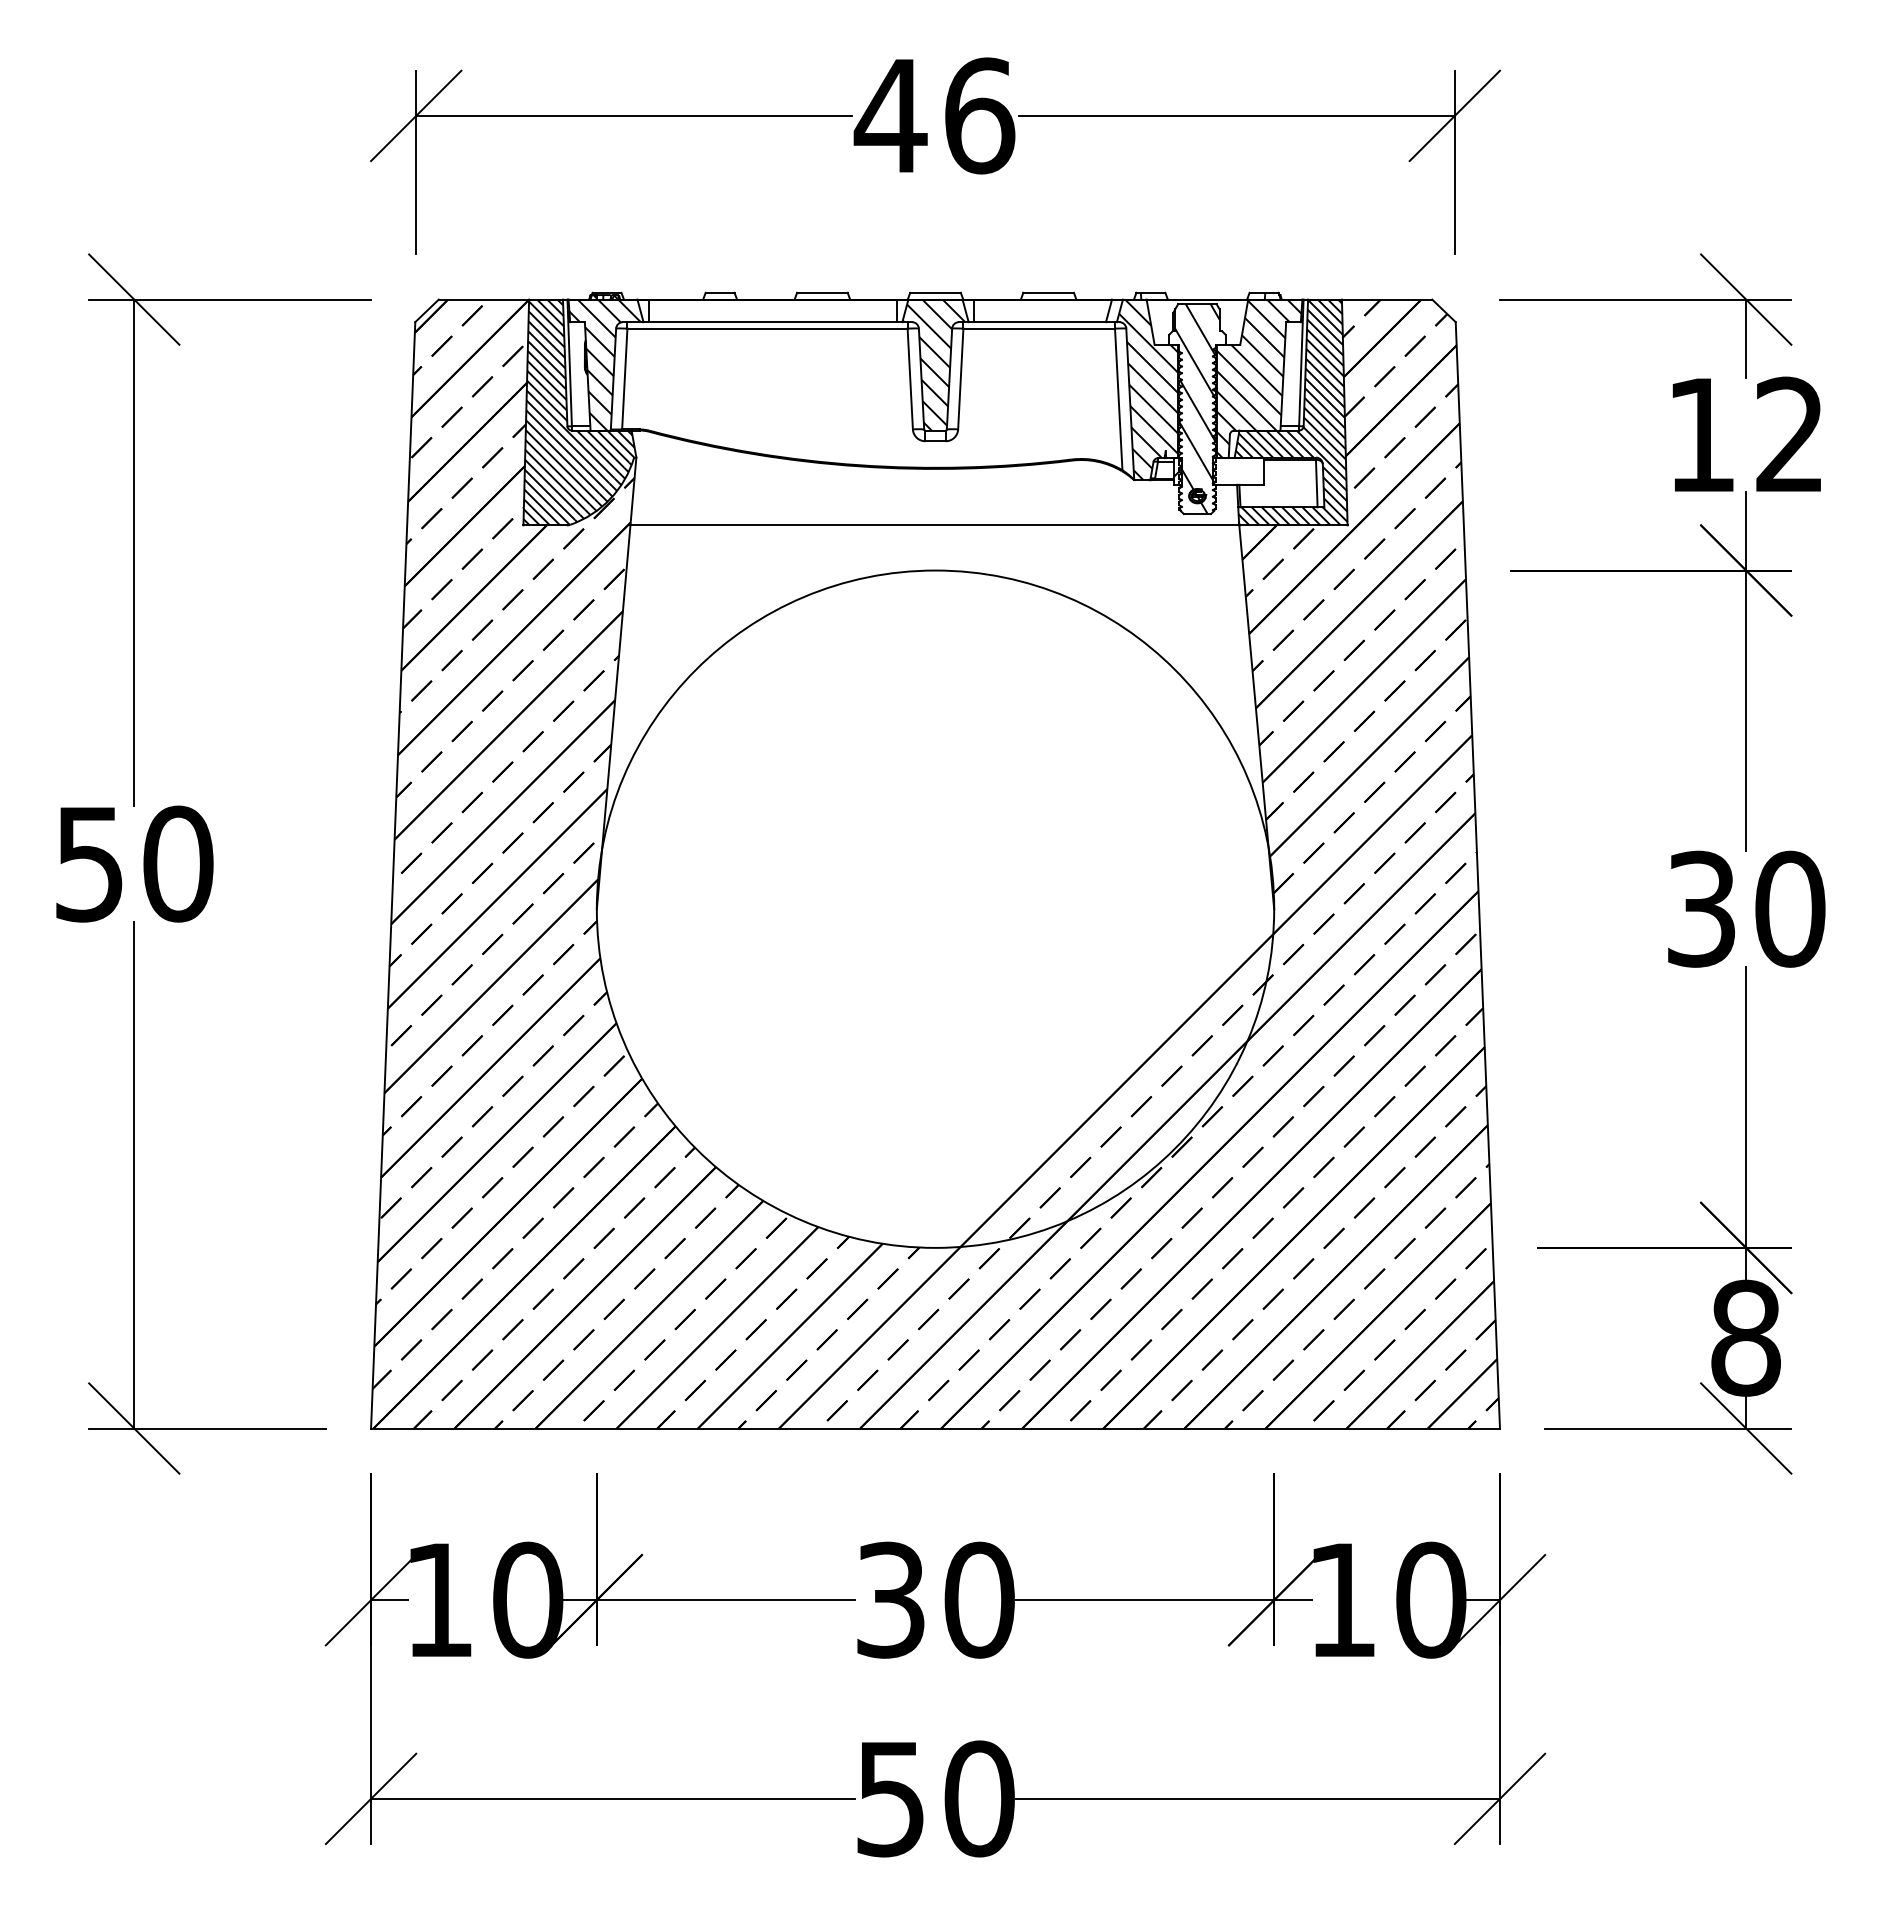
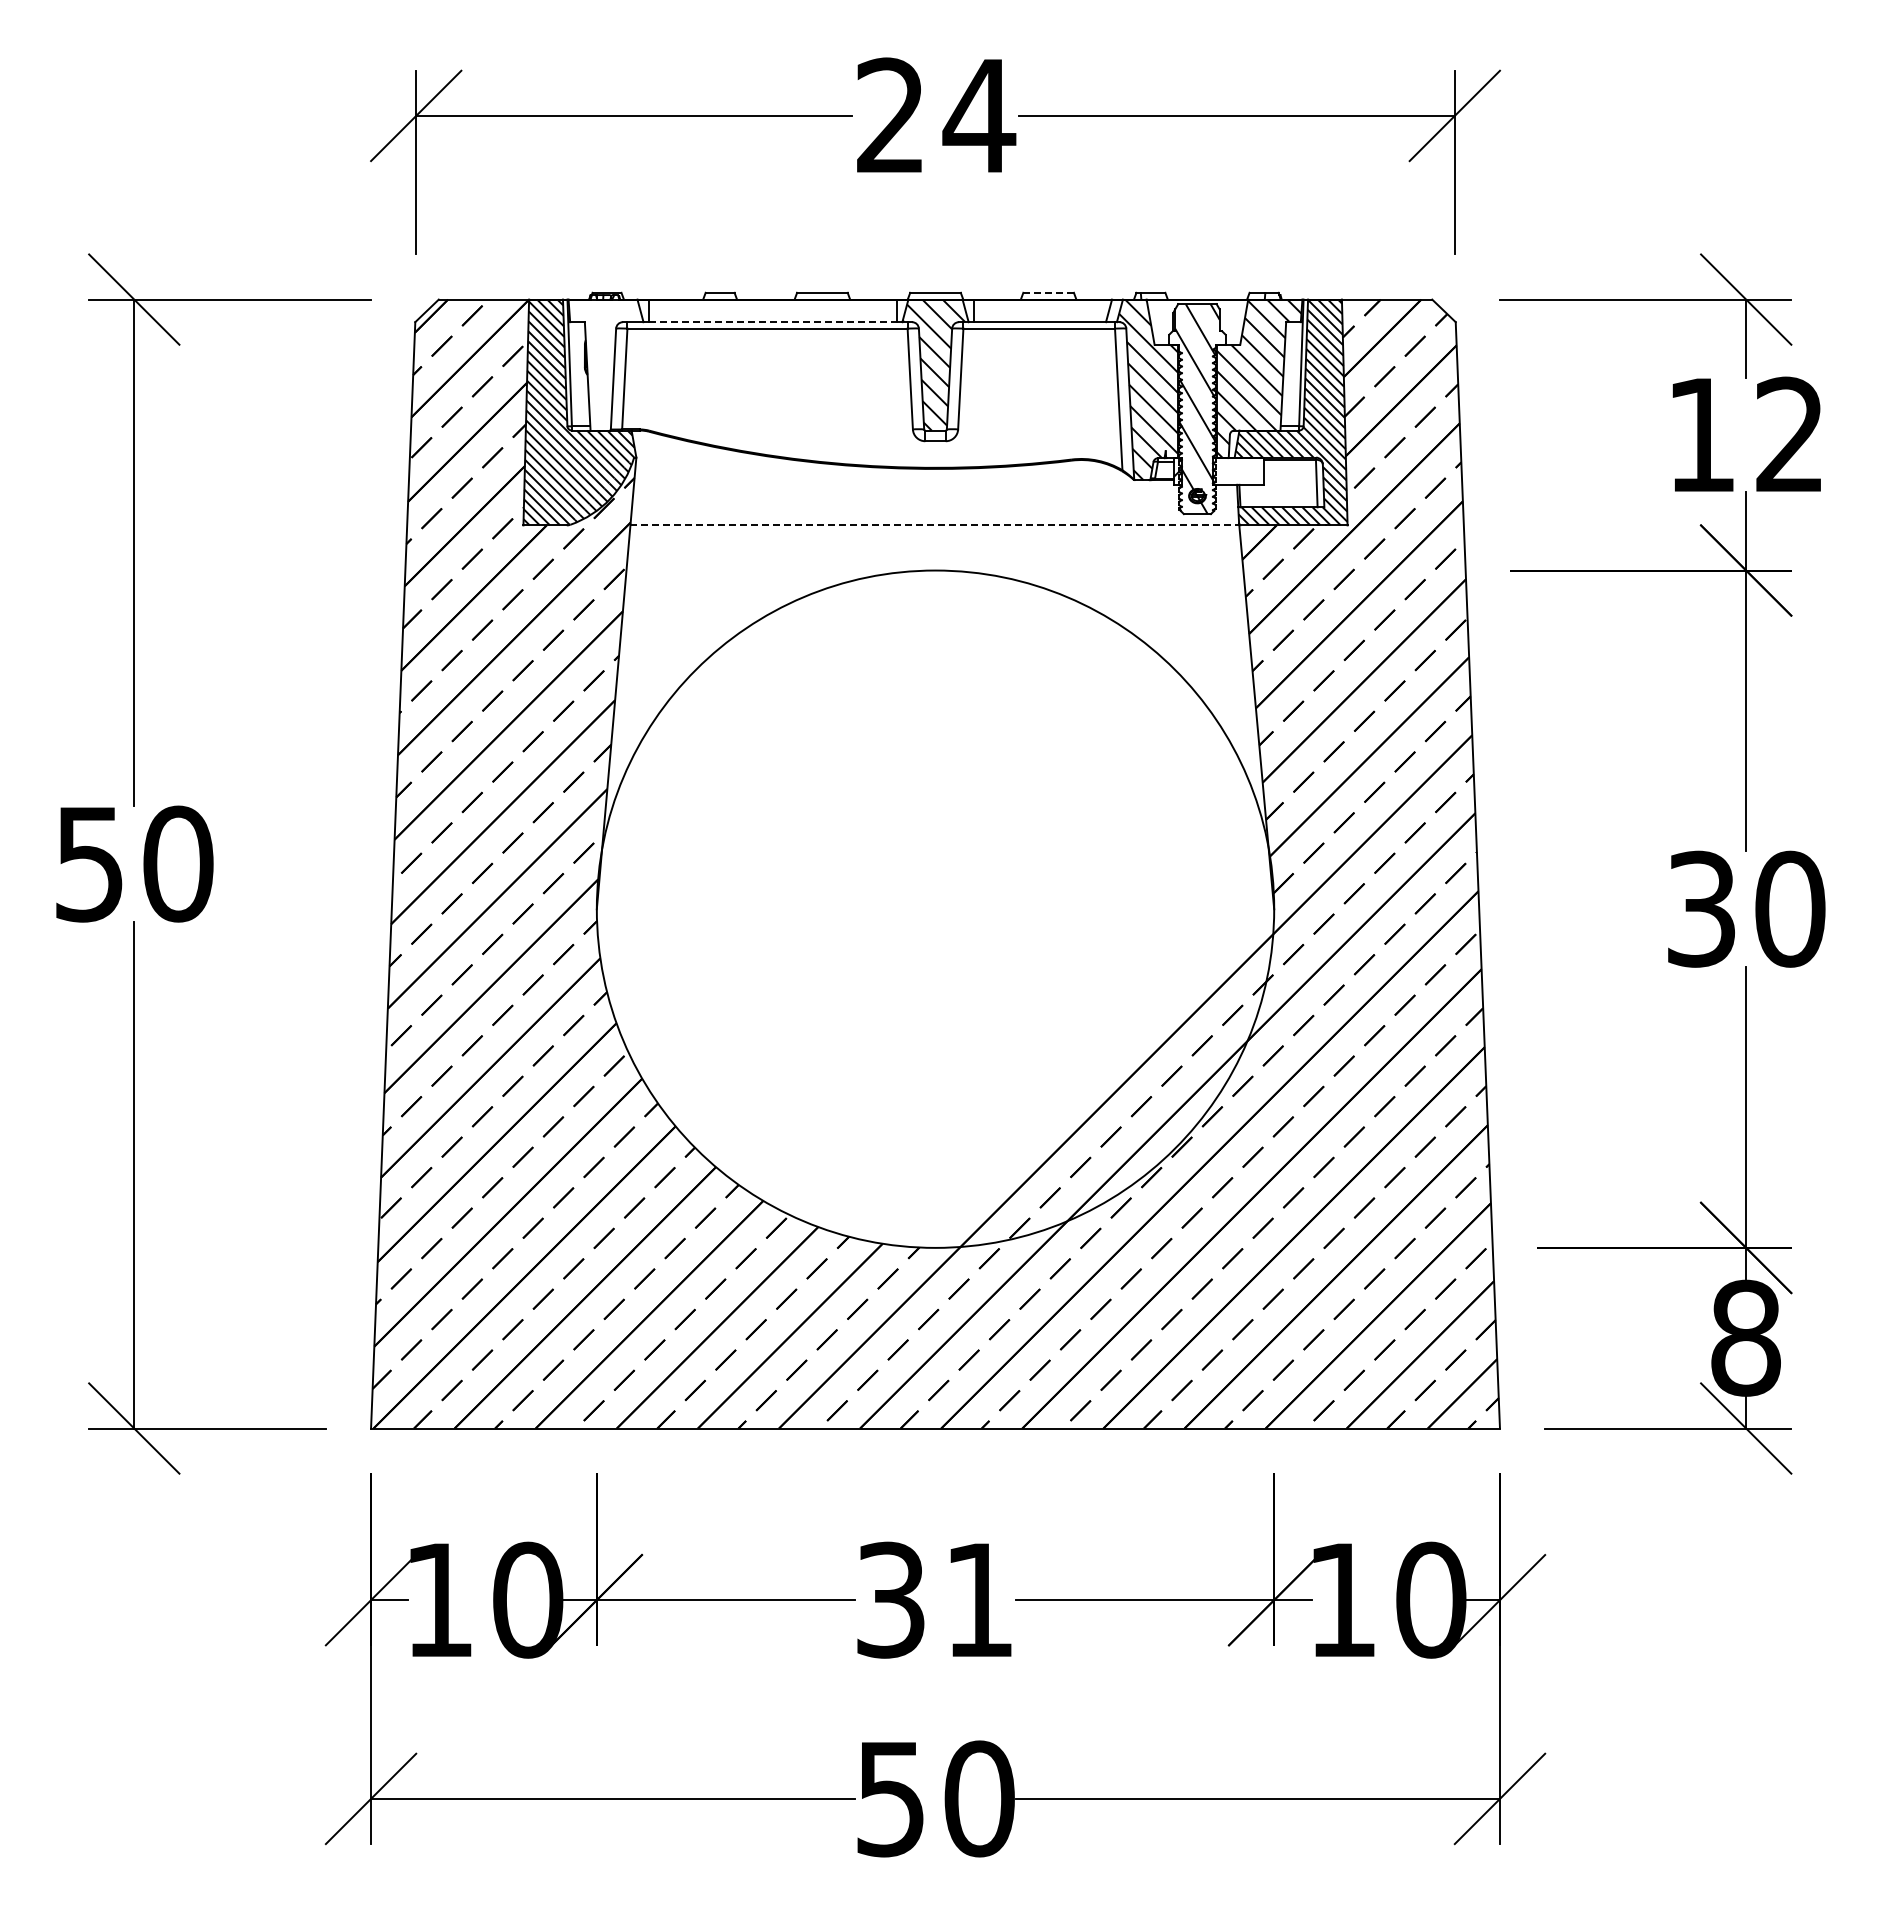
text: 46 -> 24 (934, 115)
line: solid -> dashed (1048, 292)
line: solid -> dashed (773, 322)
hatch: present -> none (604, 362)
line: solid -> dashed (935, 525)
text: 30 -> 31 (979, 1599)
